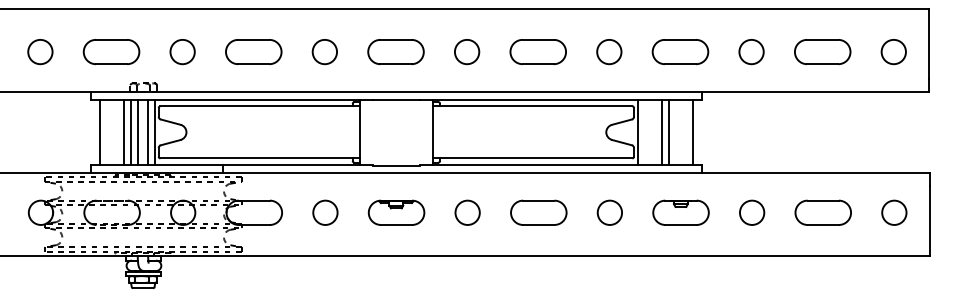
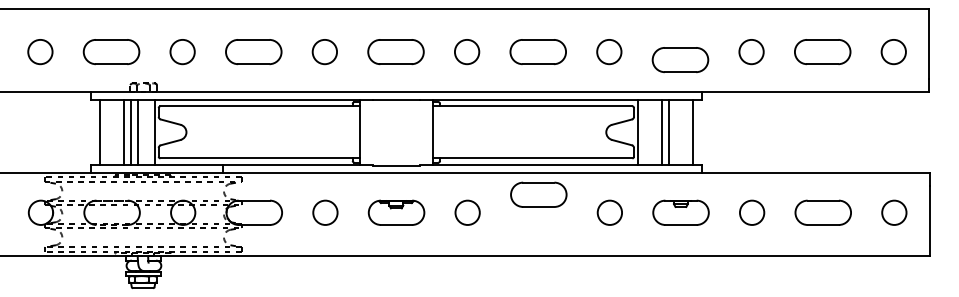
part position: (680, 51) -> (680, 59) (680, 59)
line: present -> none (148, 132)
part position: (538, 212) -> (538, 194) (538, 194)
